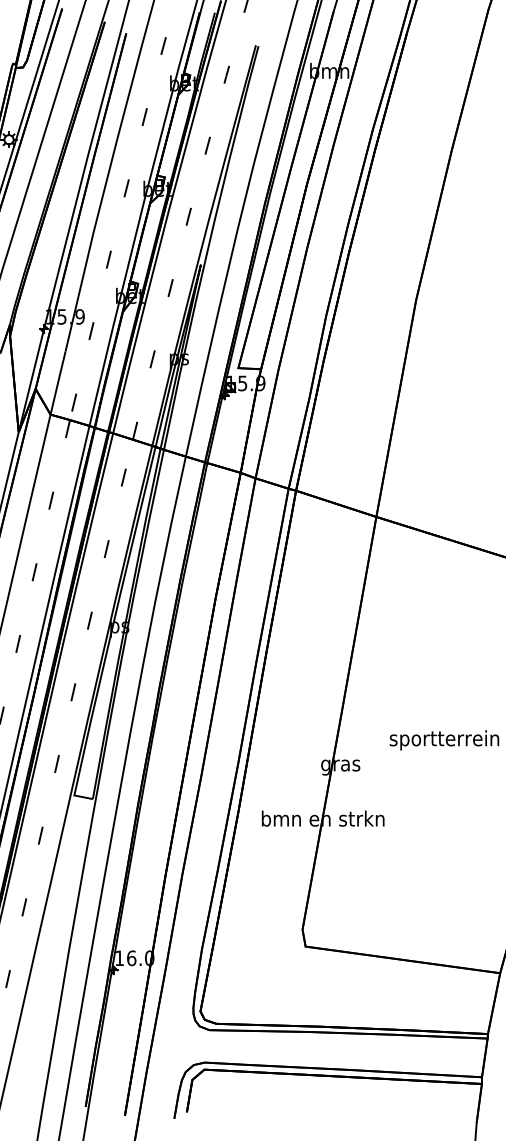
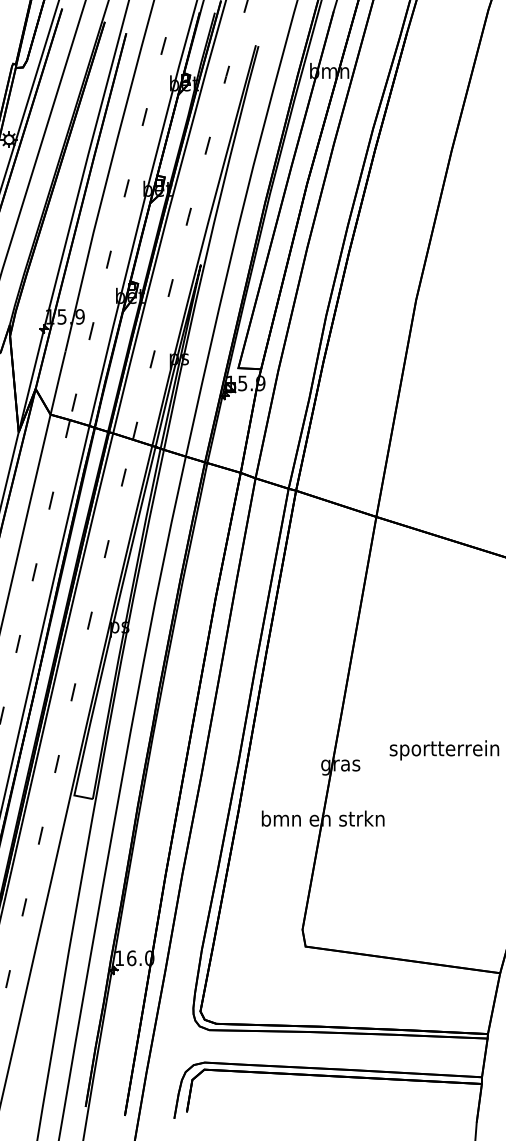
text position: (444, 740) -> (444, 750) (444, 750)
